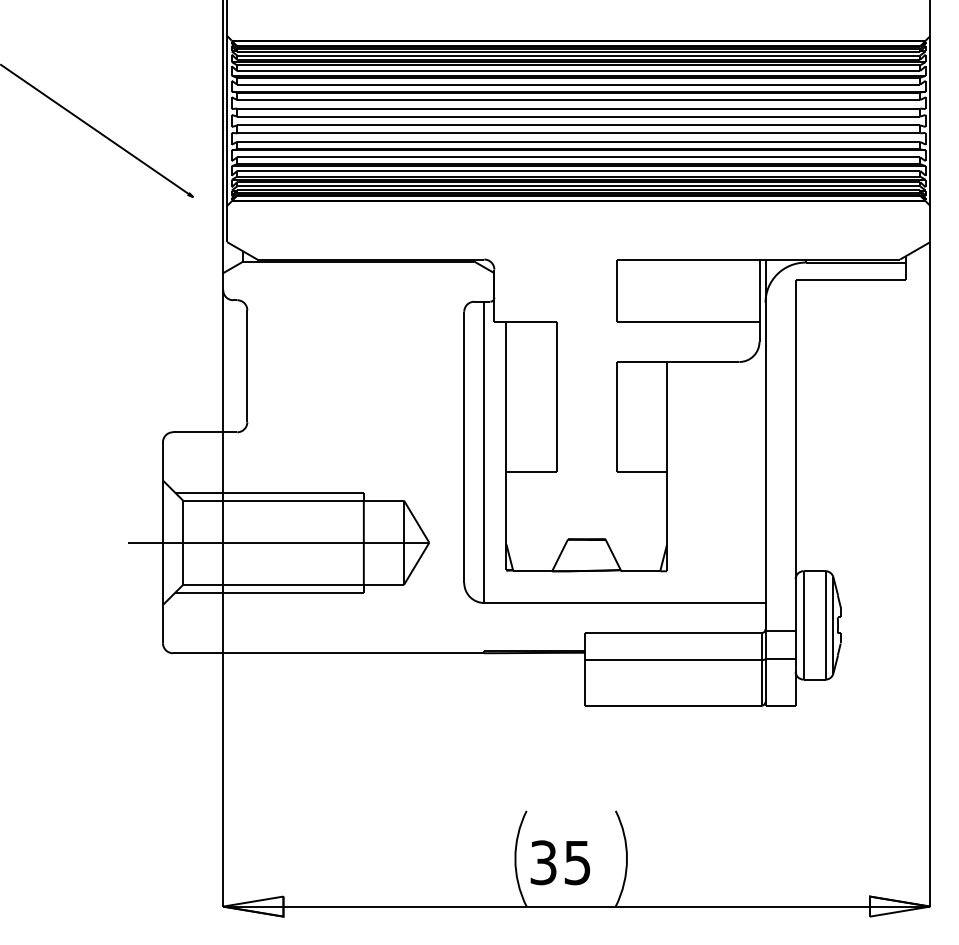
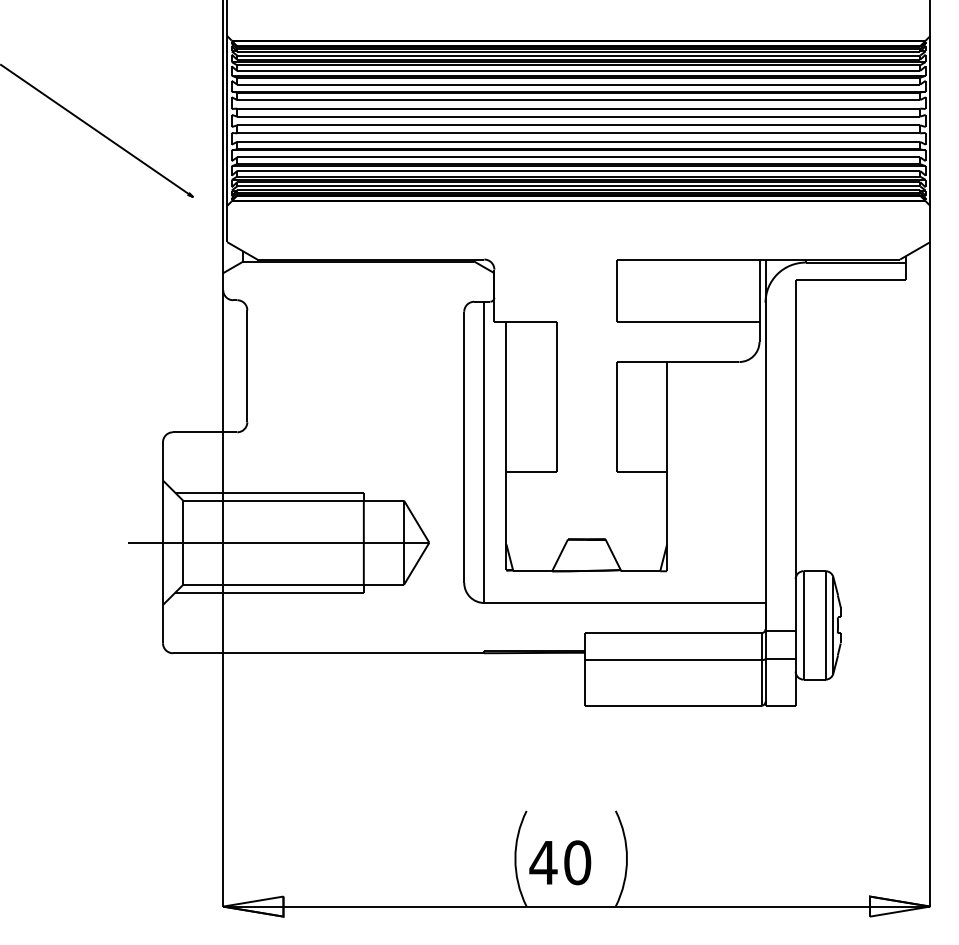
text: 35 -> 40 (560, 862)
